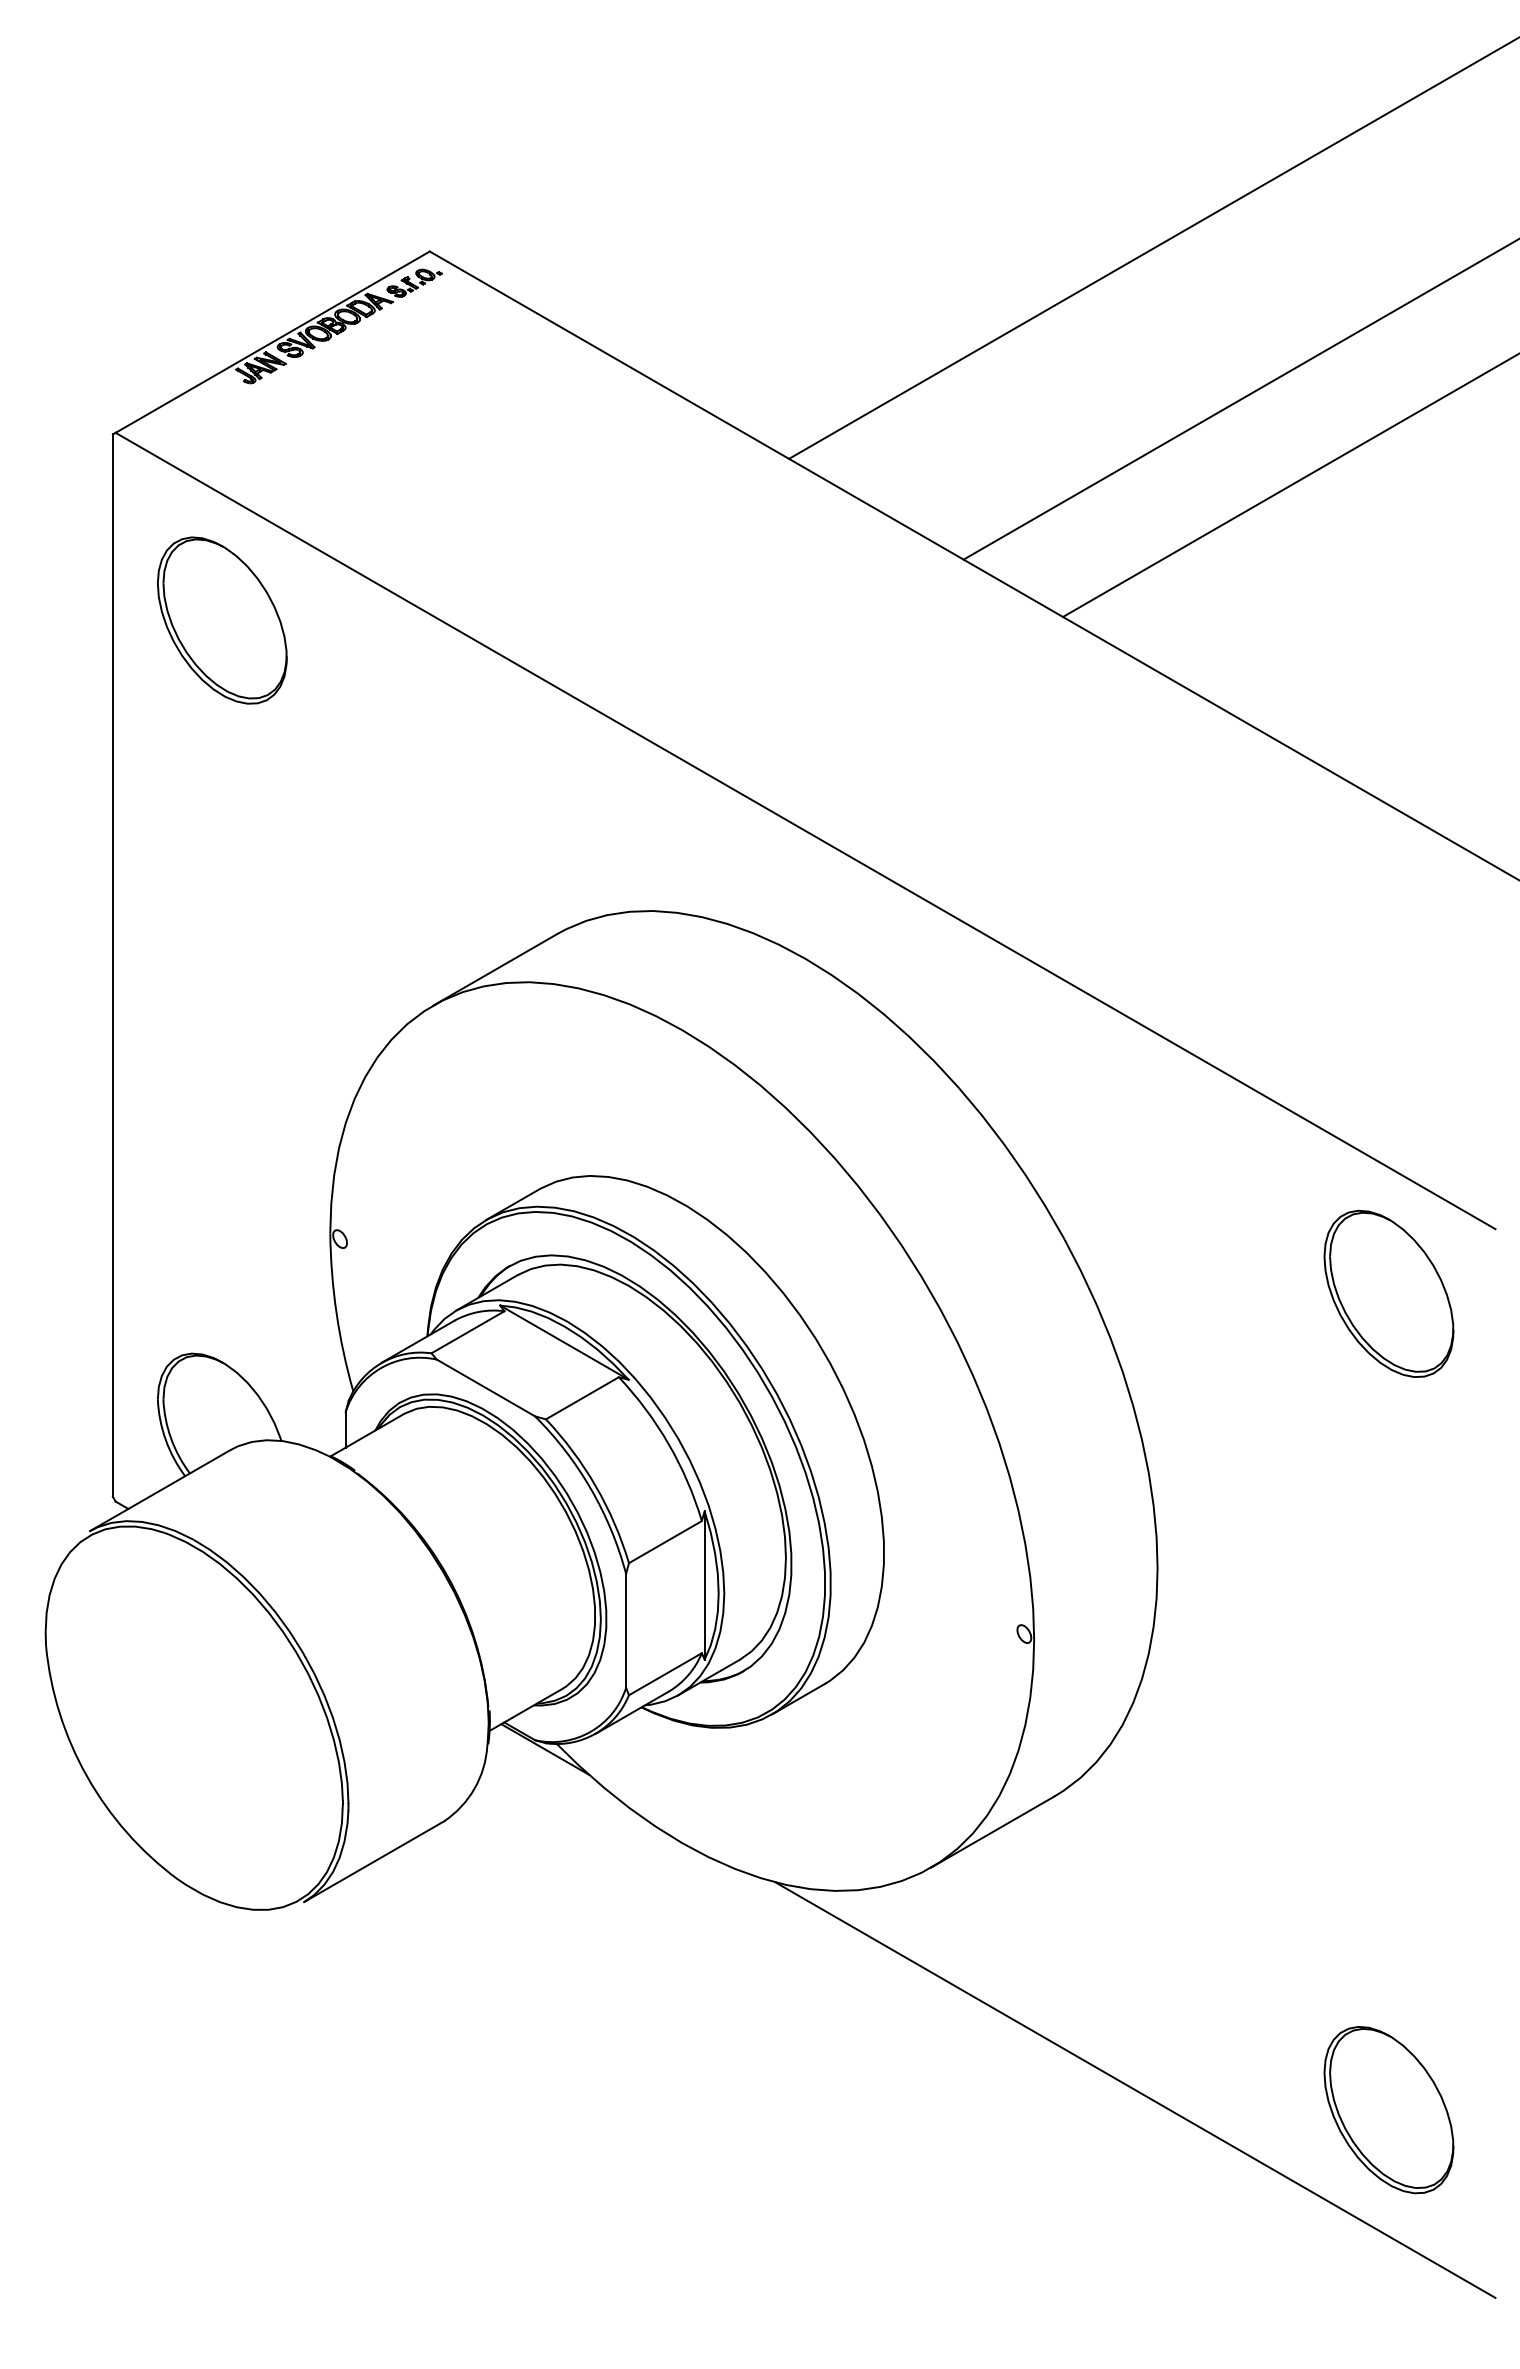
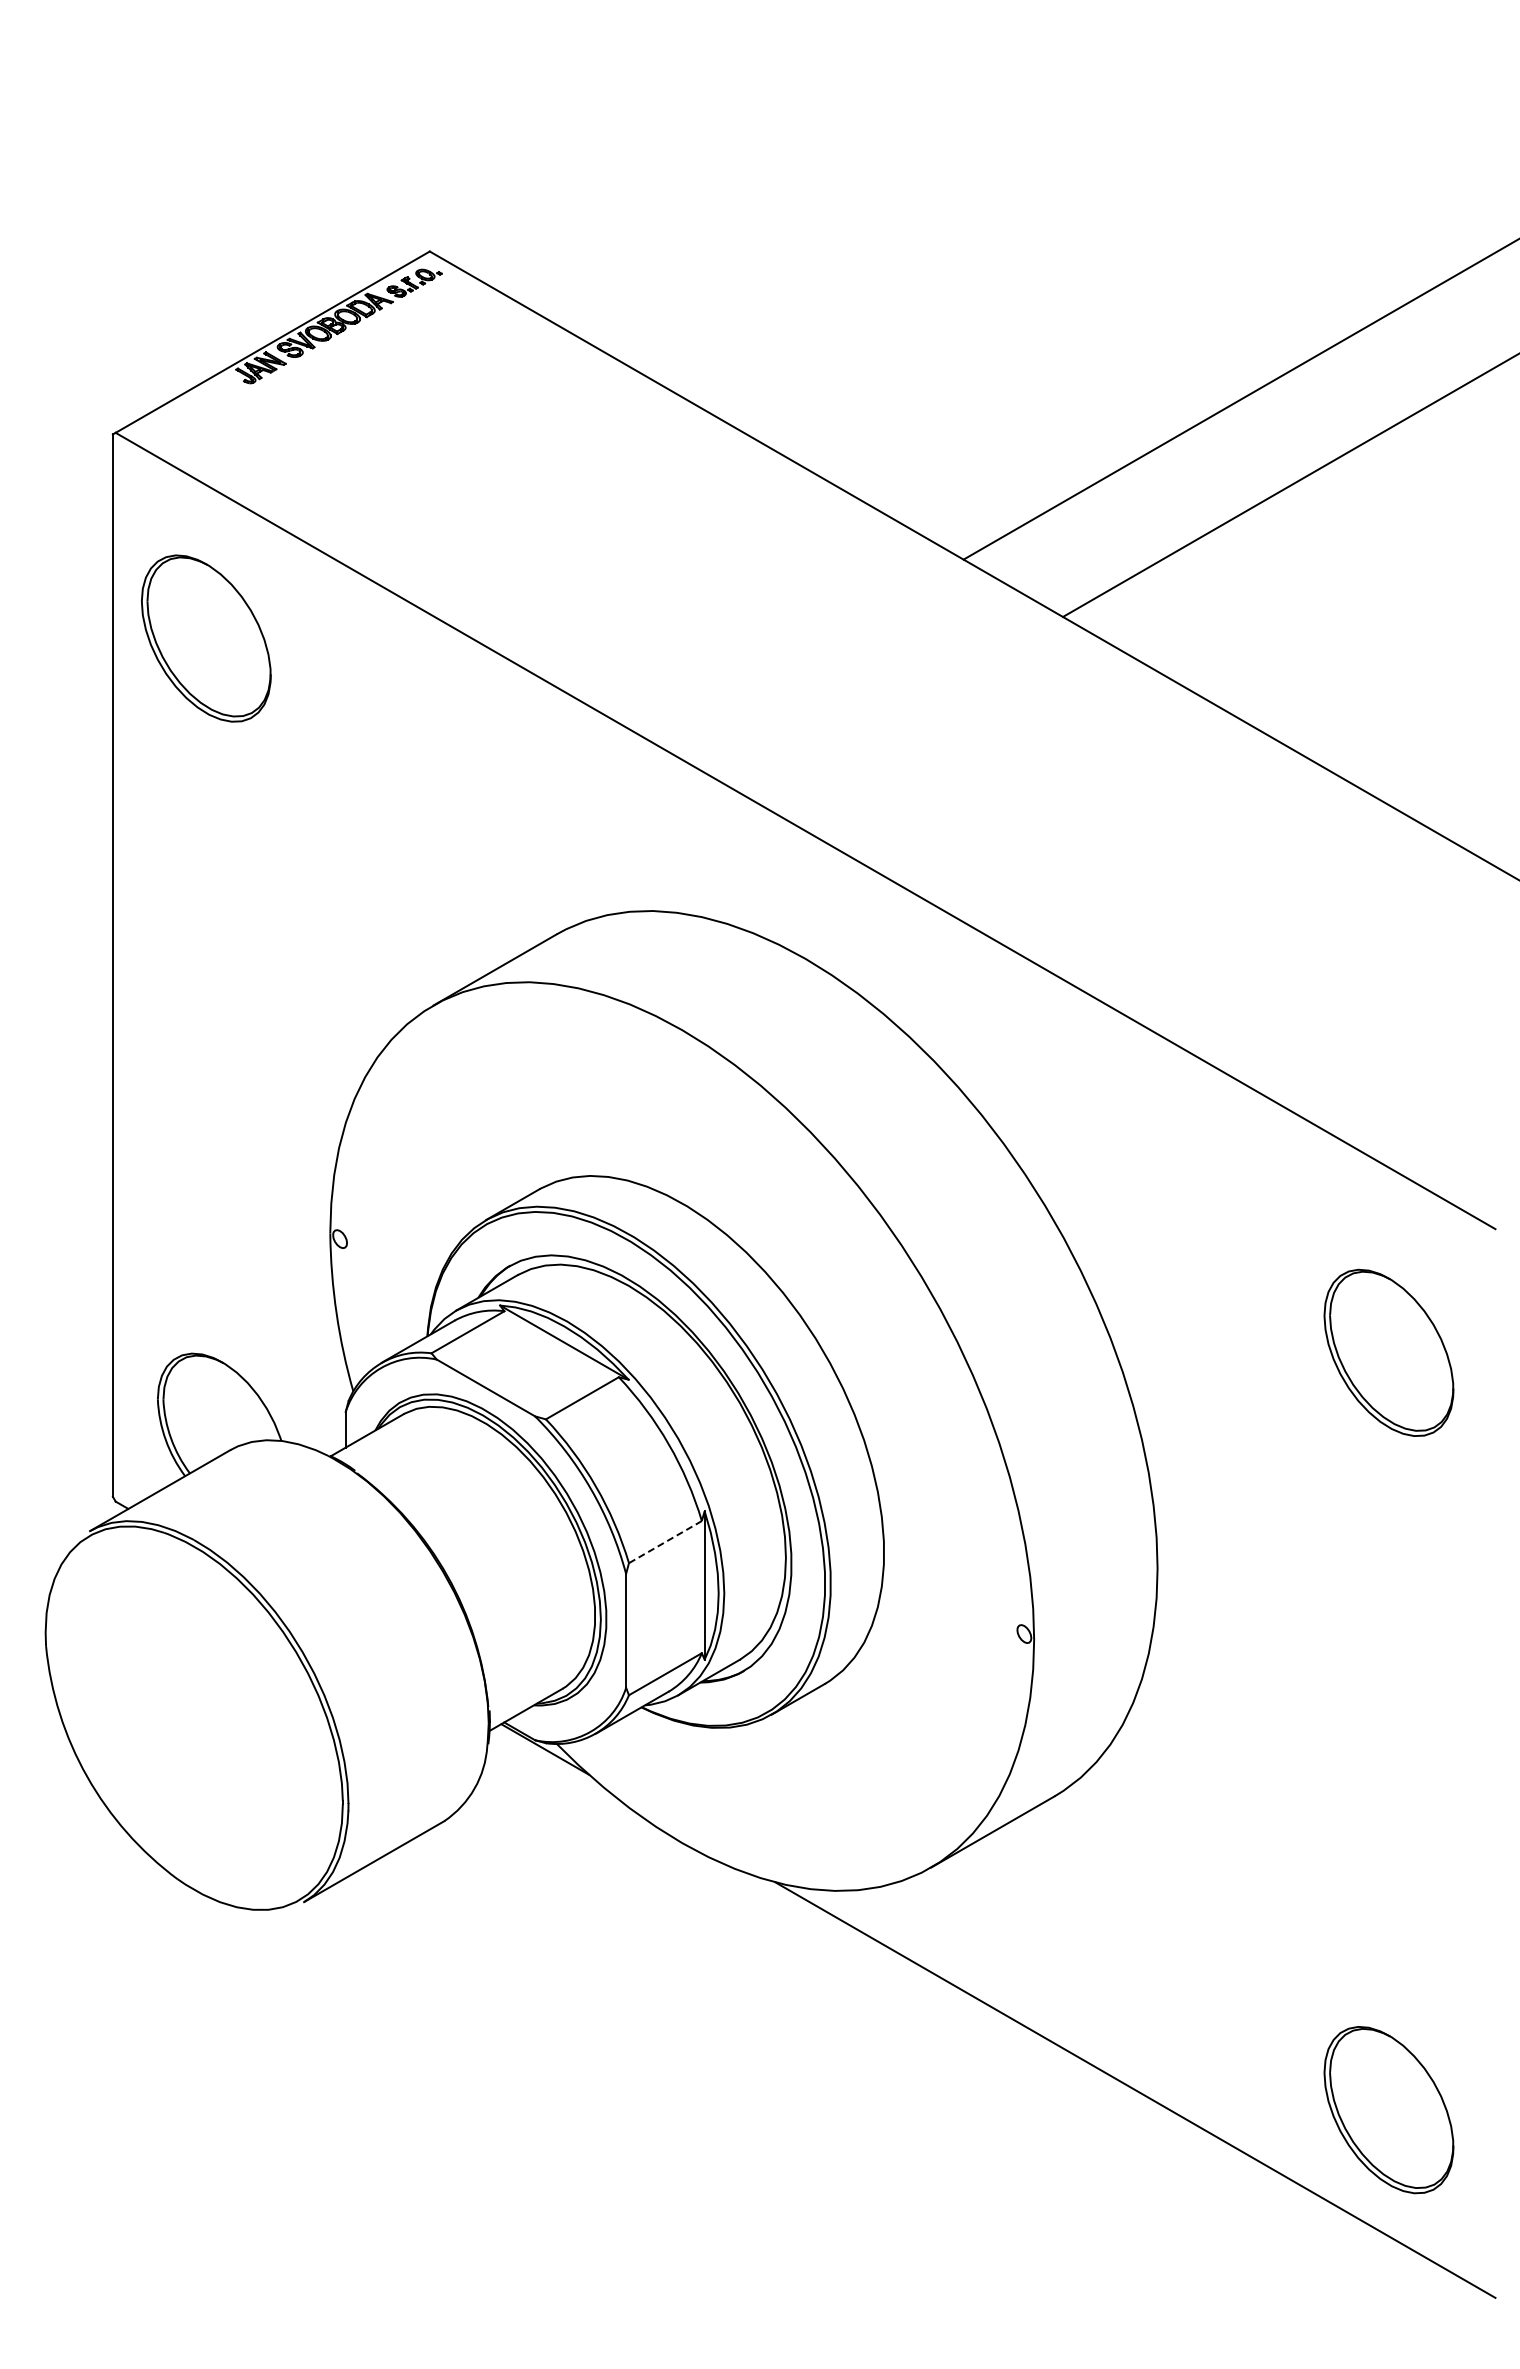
line: present -> none (1152, 248)
part position: (222, 620) -> (206, 638) (206, 638)
part position: (1388, 1293) -> (1388, 1352) (1388, 1352)
line: solid -> dashed (665, 1542)
